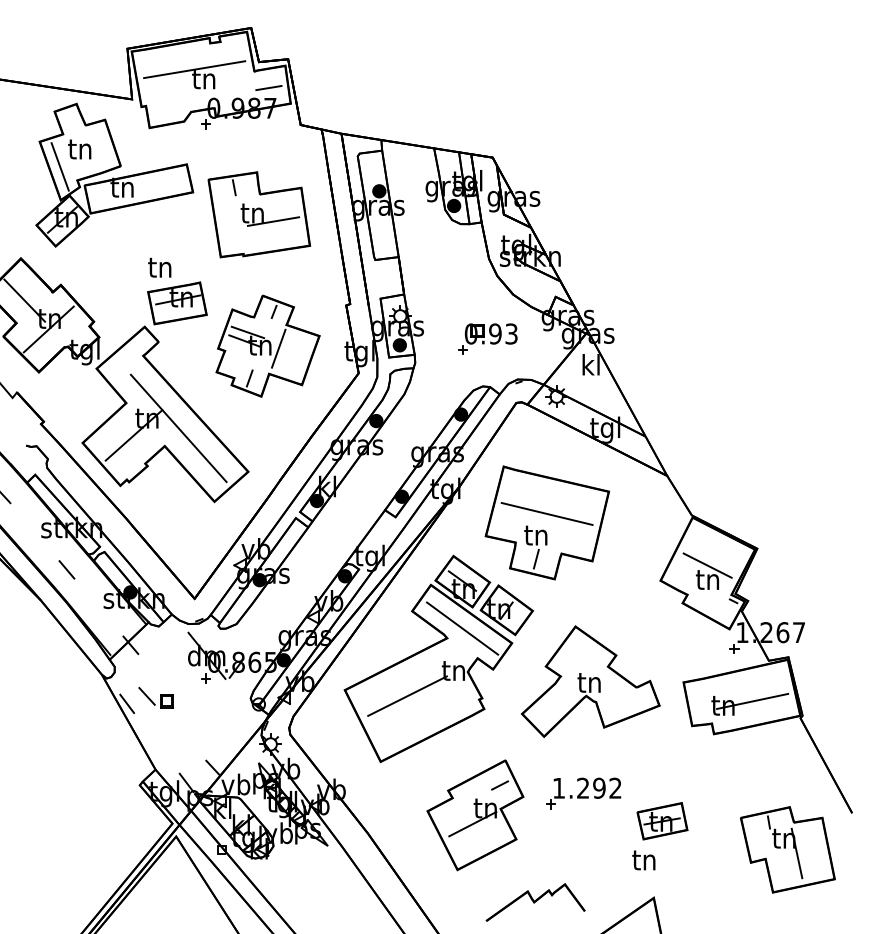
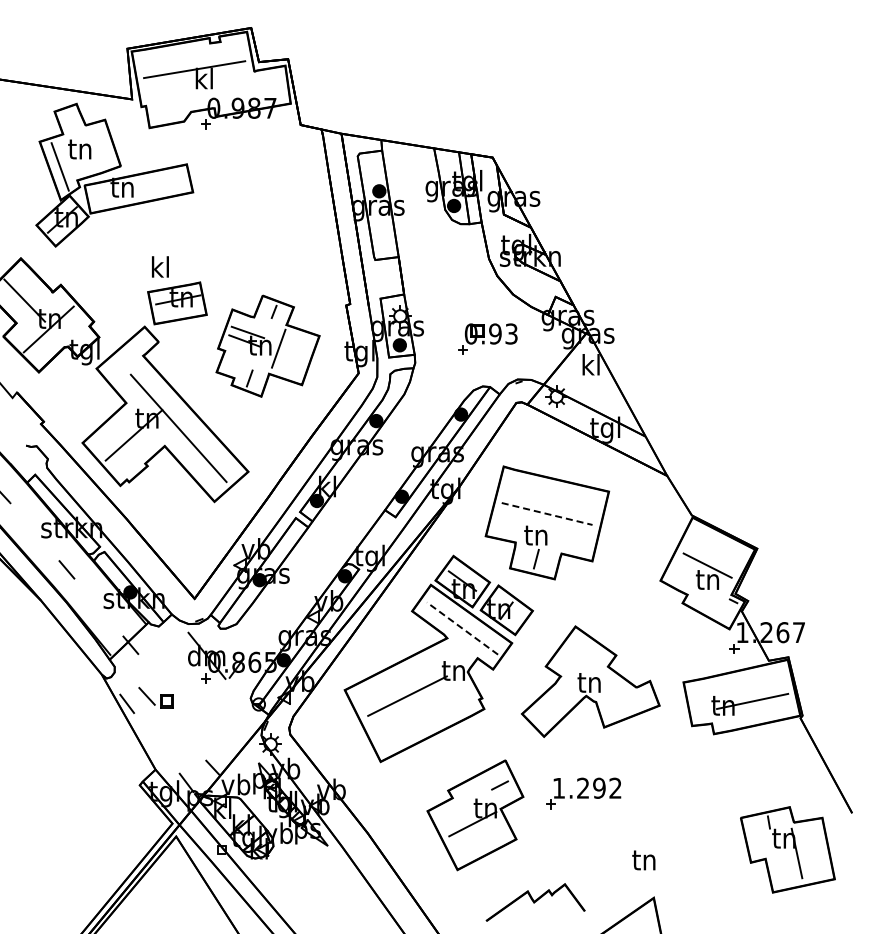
text: tn -> kl (203, 78)
line: present -> none (268, 88)
part: present -> none (259, 214)
text: tn -> kl (159, 266)
line: solid -> dashed (547, 513)
line: solid -> dashed (462, 628)
part: present -> none (662, 821)
